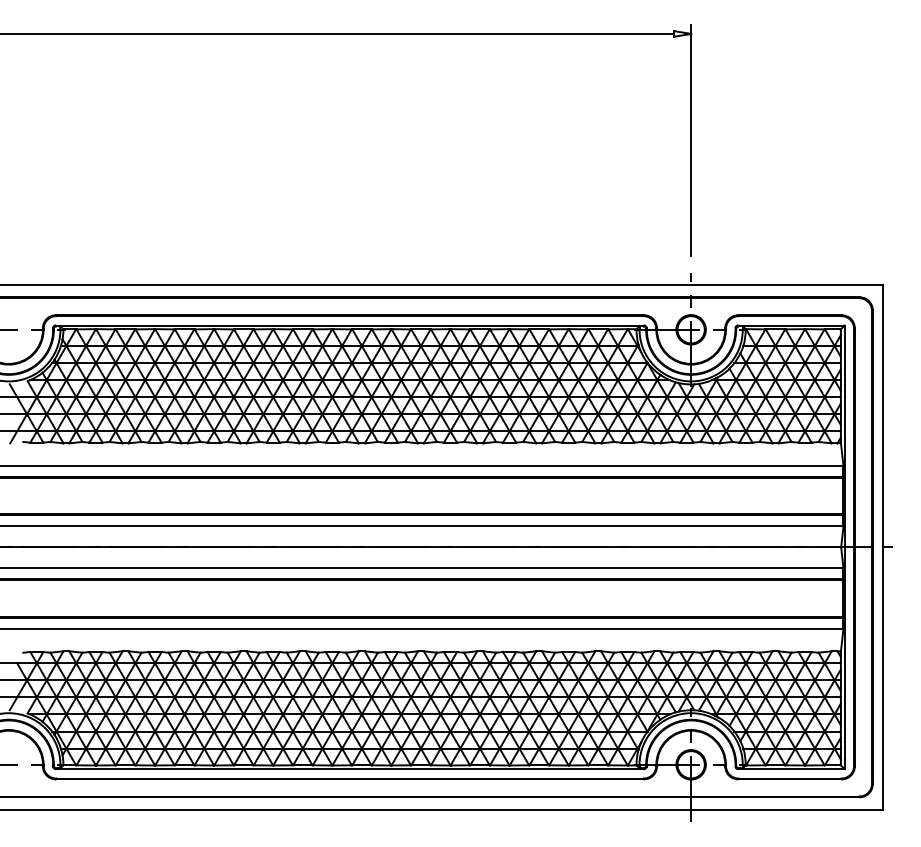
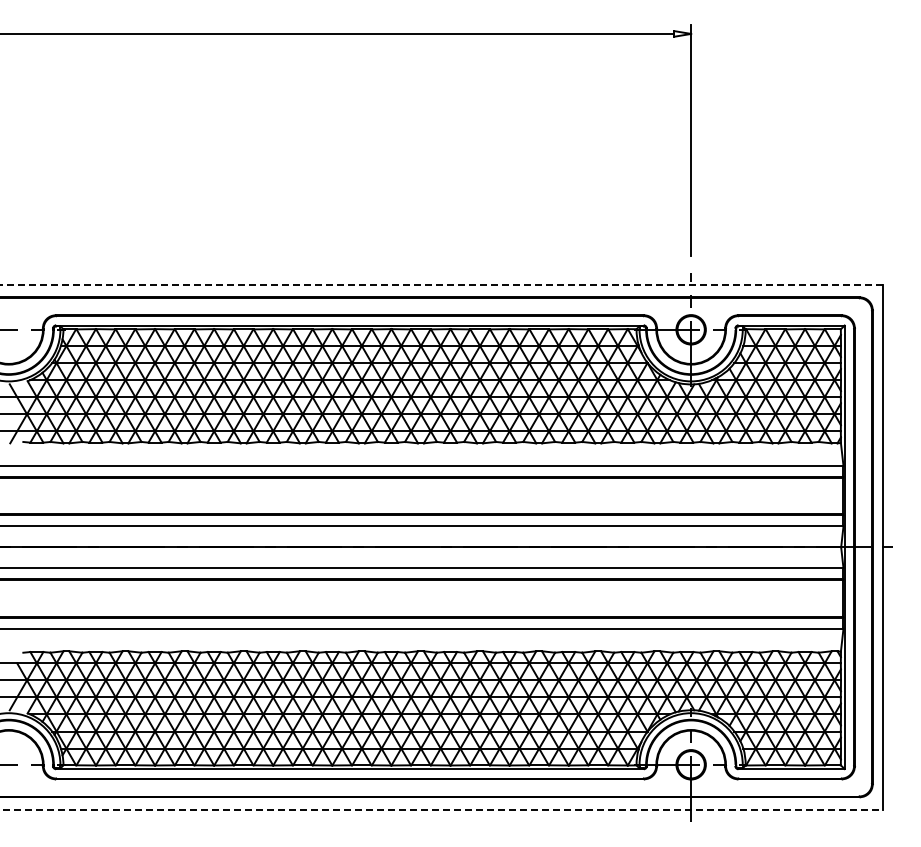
line: solid -> dashed (441, 284)
line: solid -> dashed (442, 810)
